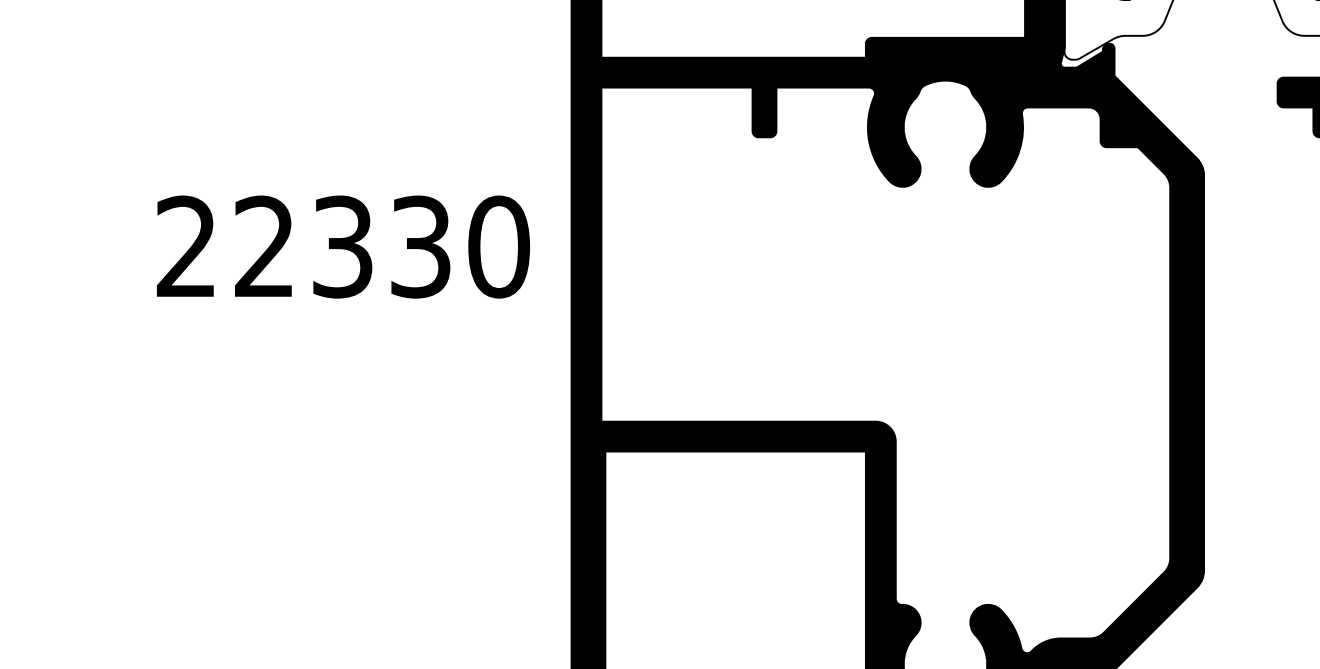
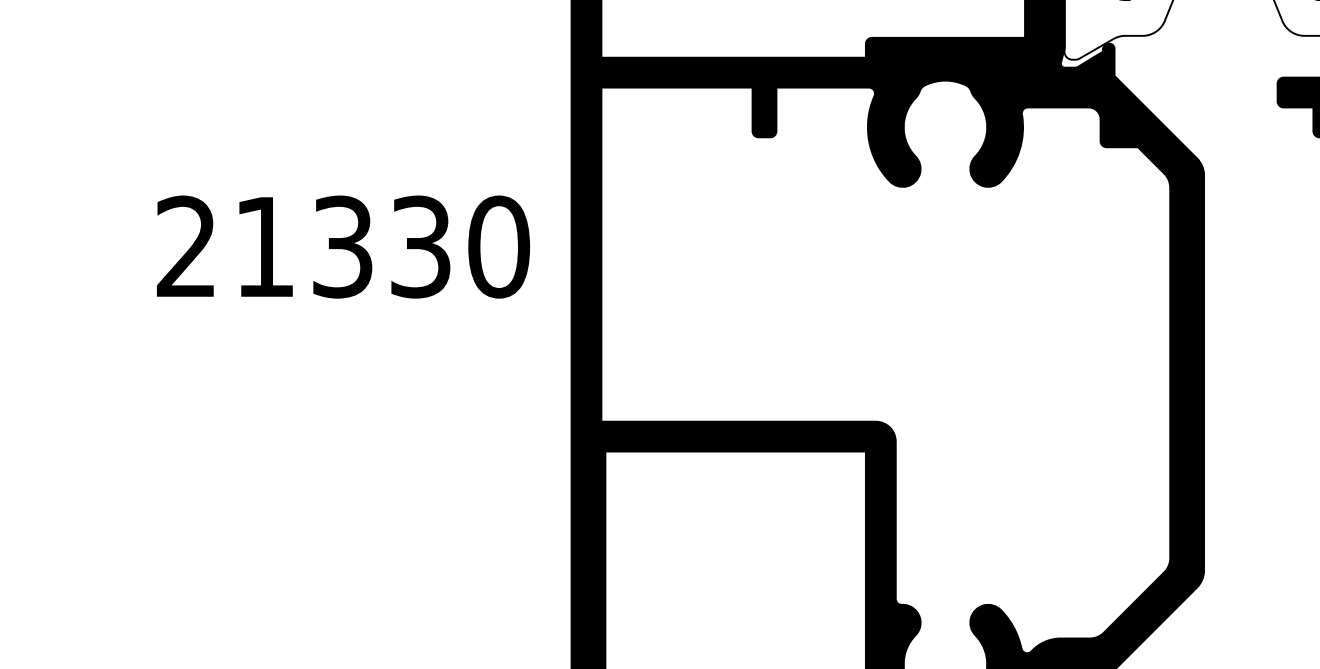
text: 22330 -> 21330 (263, 245)
